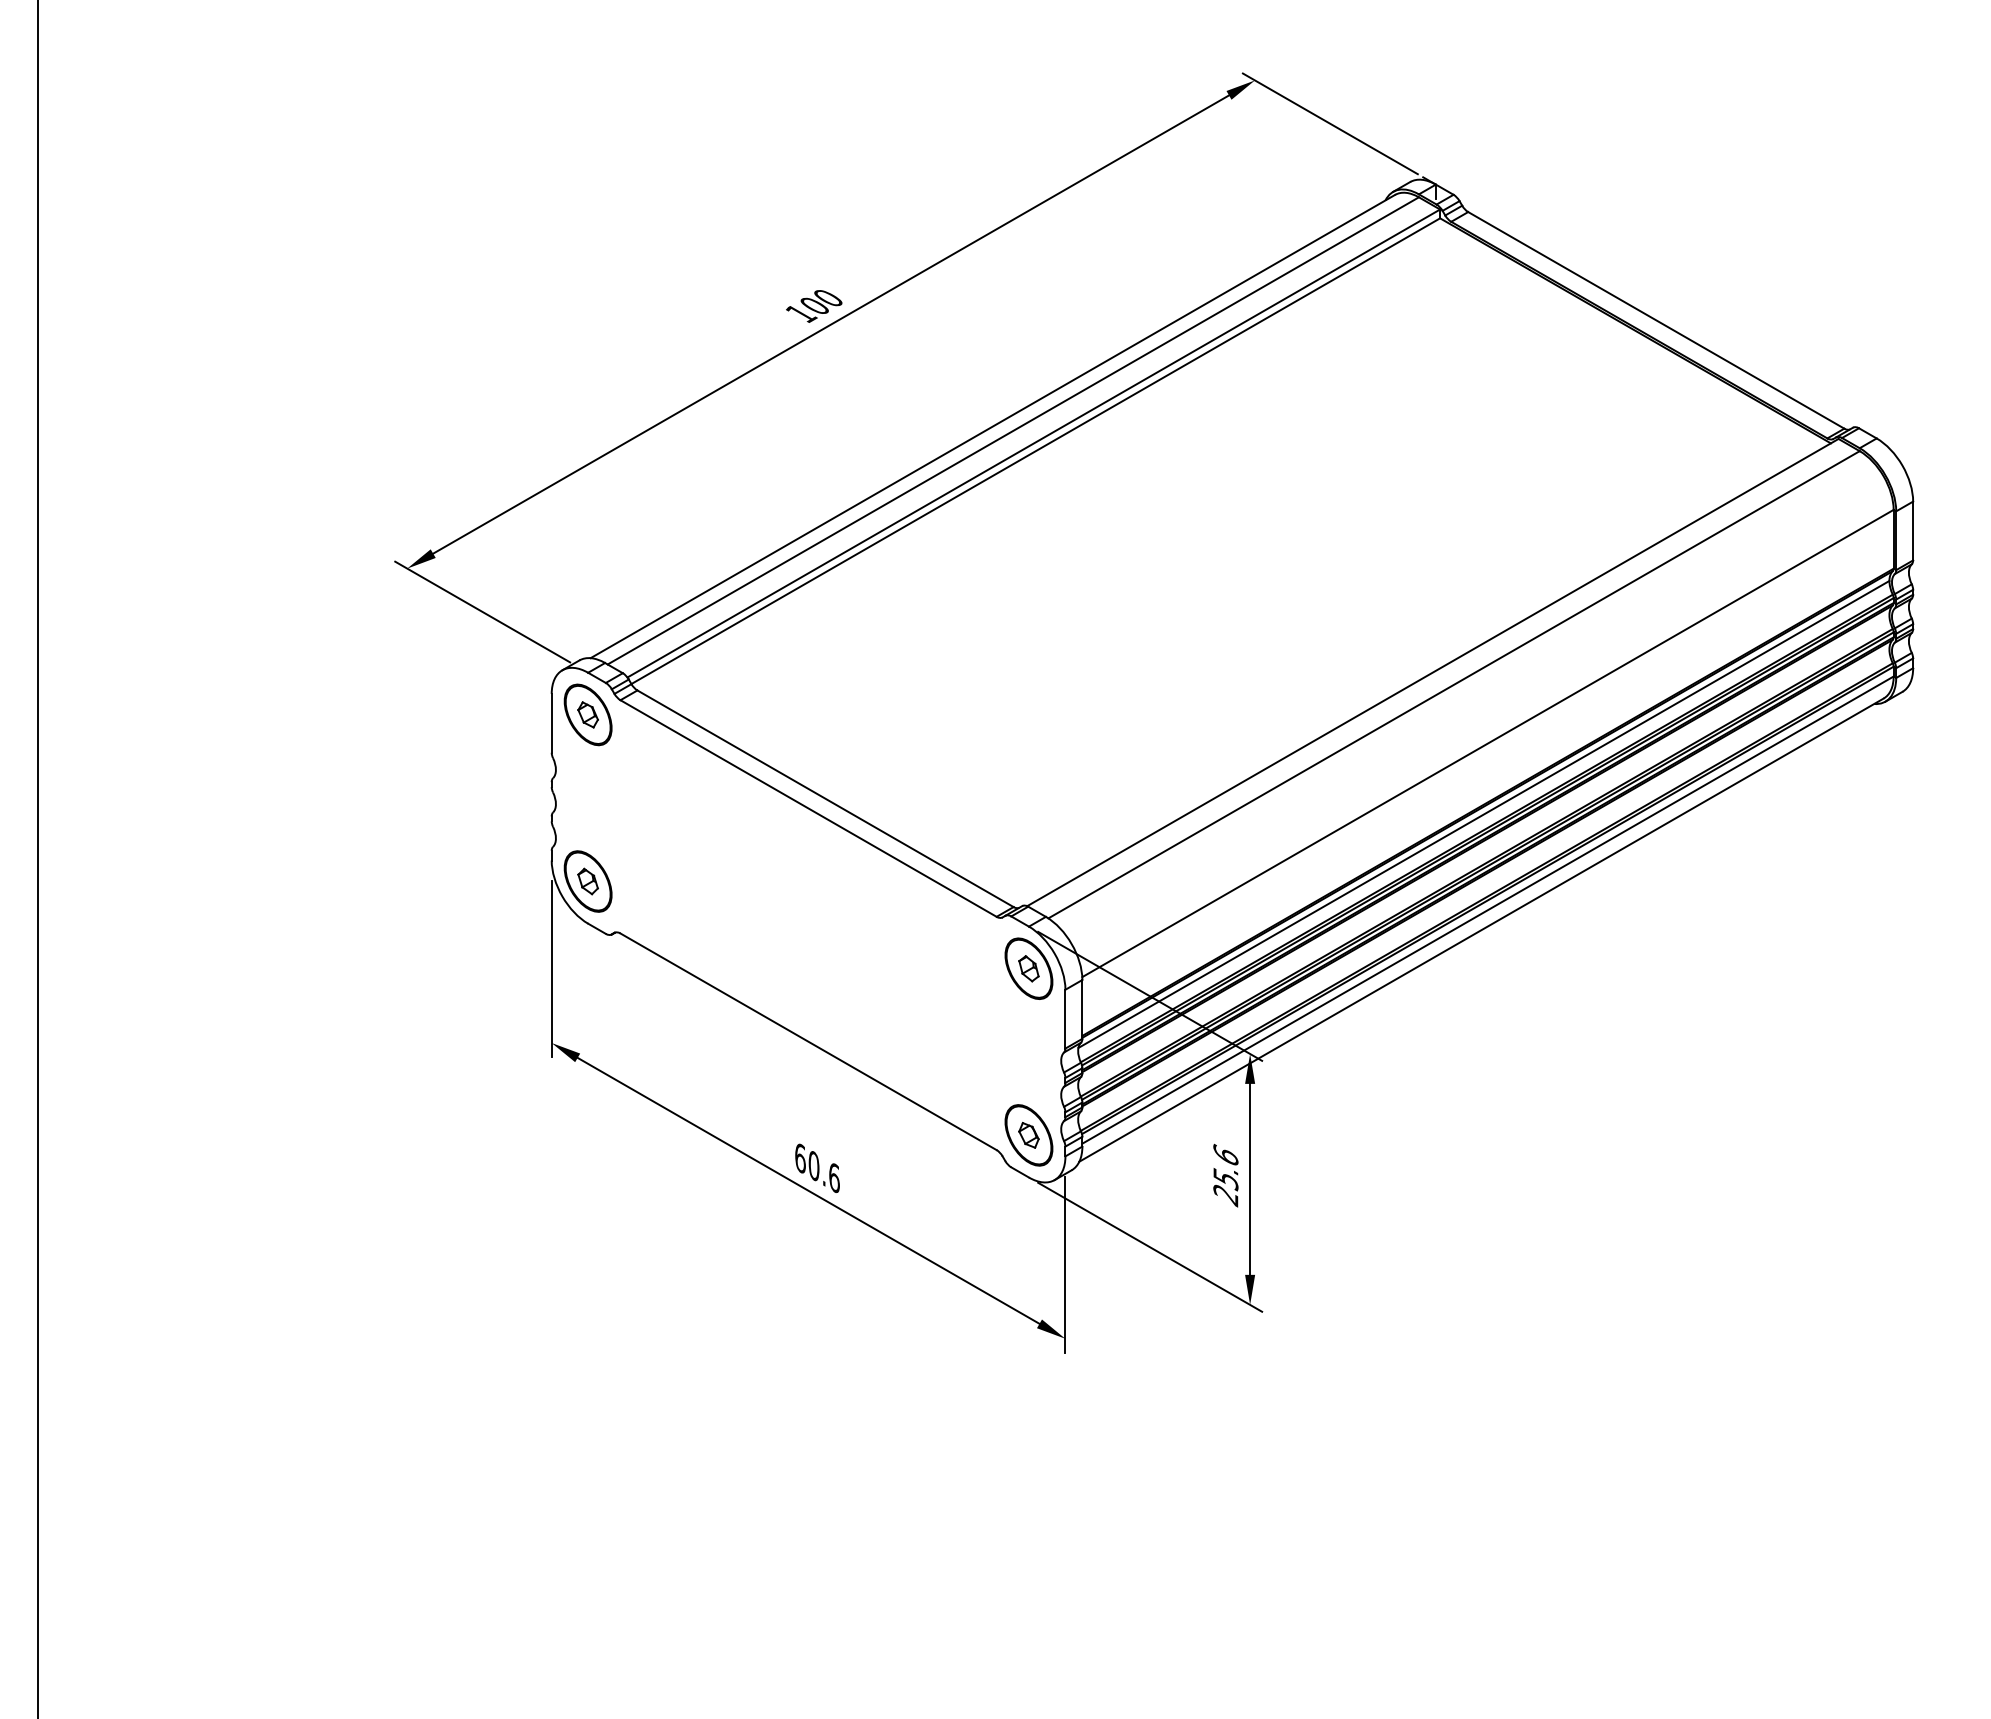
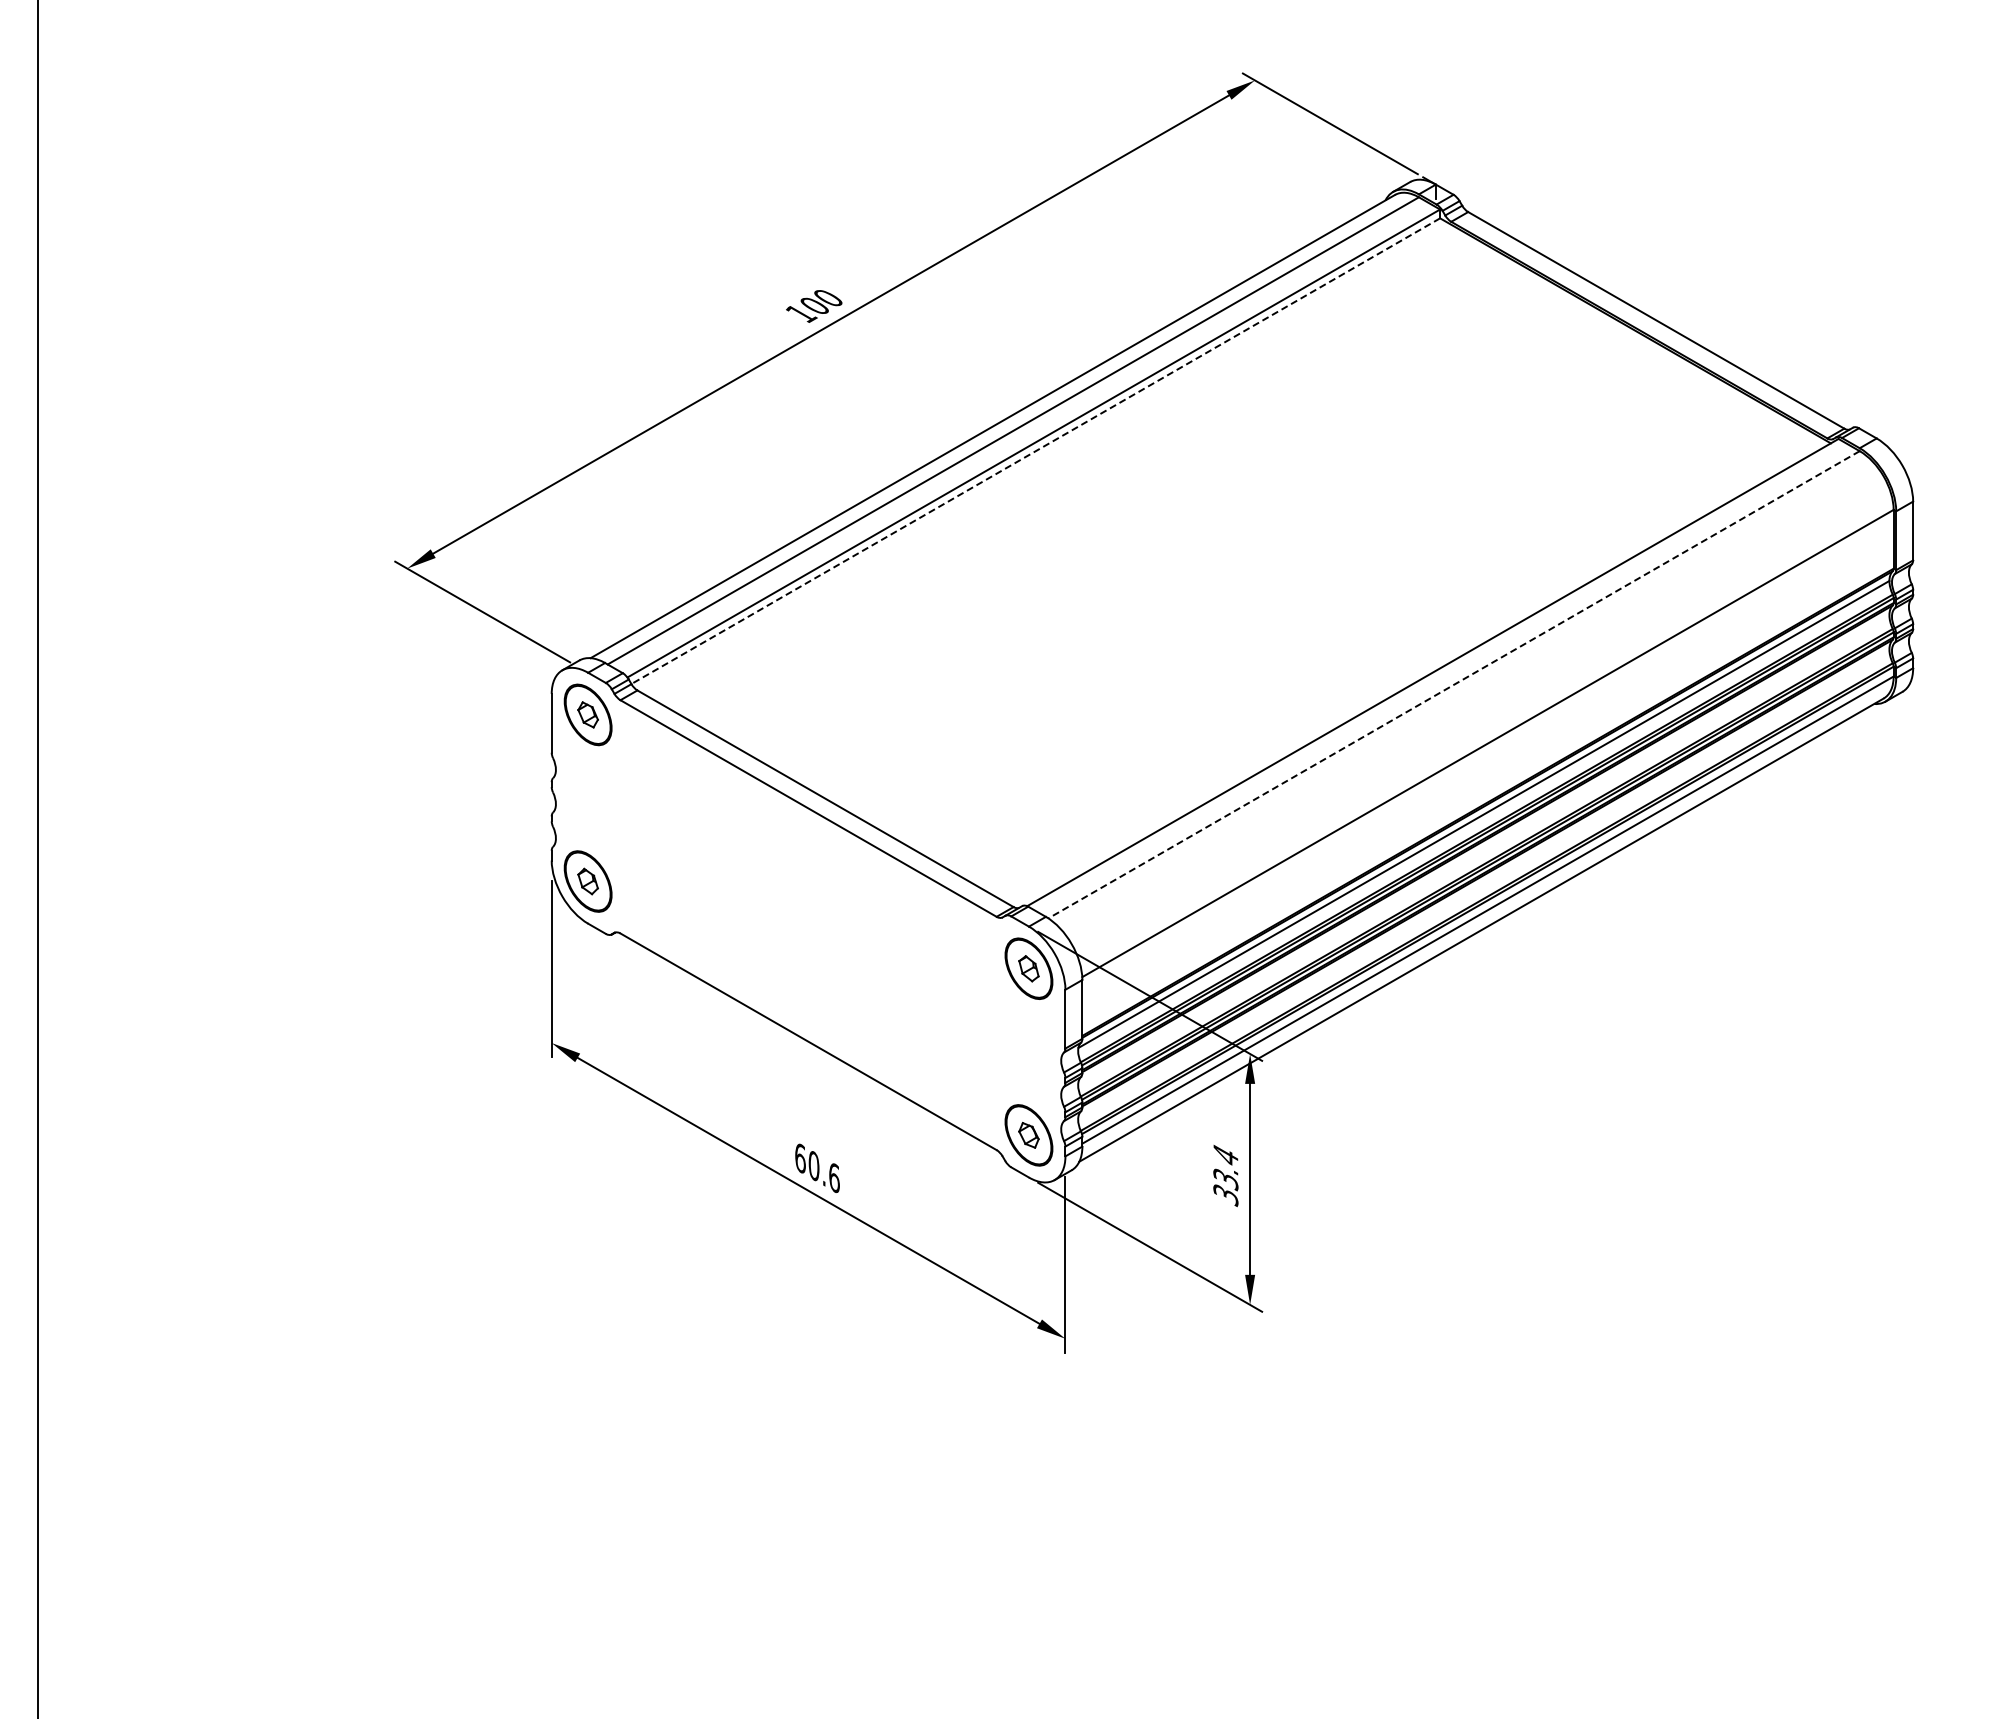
line: solid -> dashed (1035, 451)
line: solid -> dashed (1453, 685)
text: 25.6 -> 33.4 (1225, 1175)
